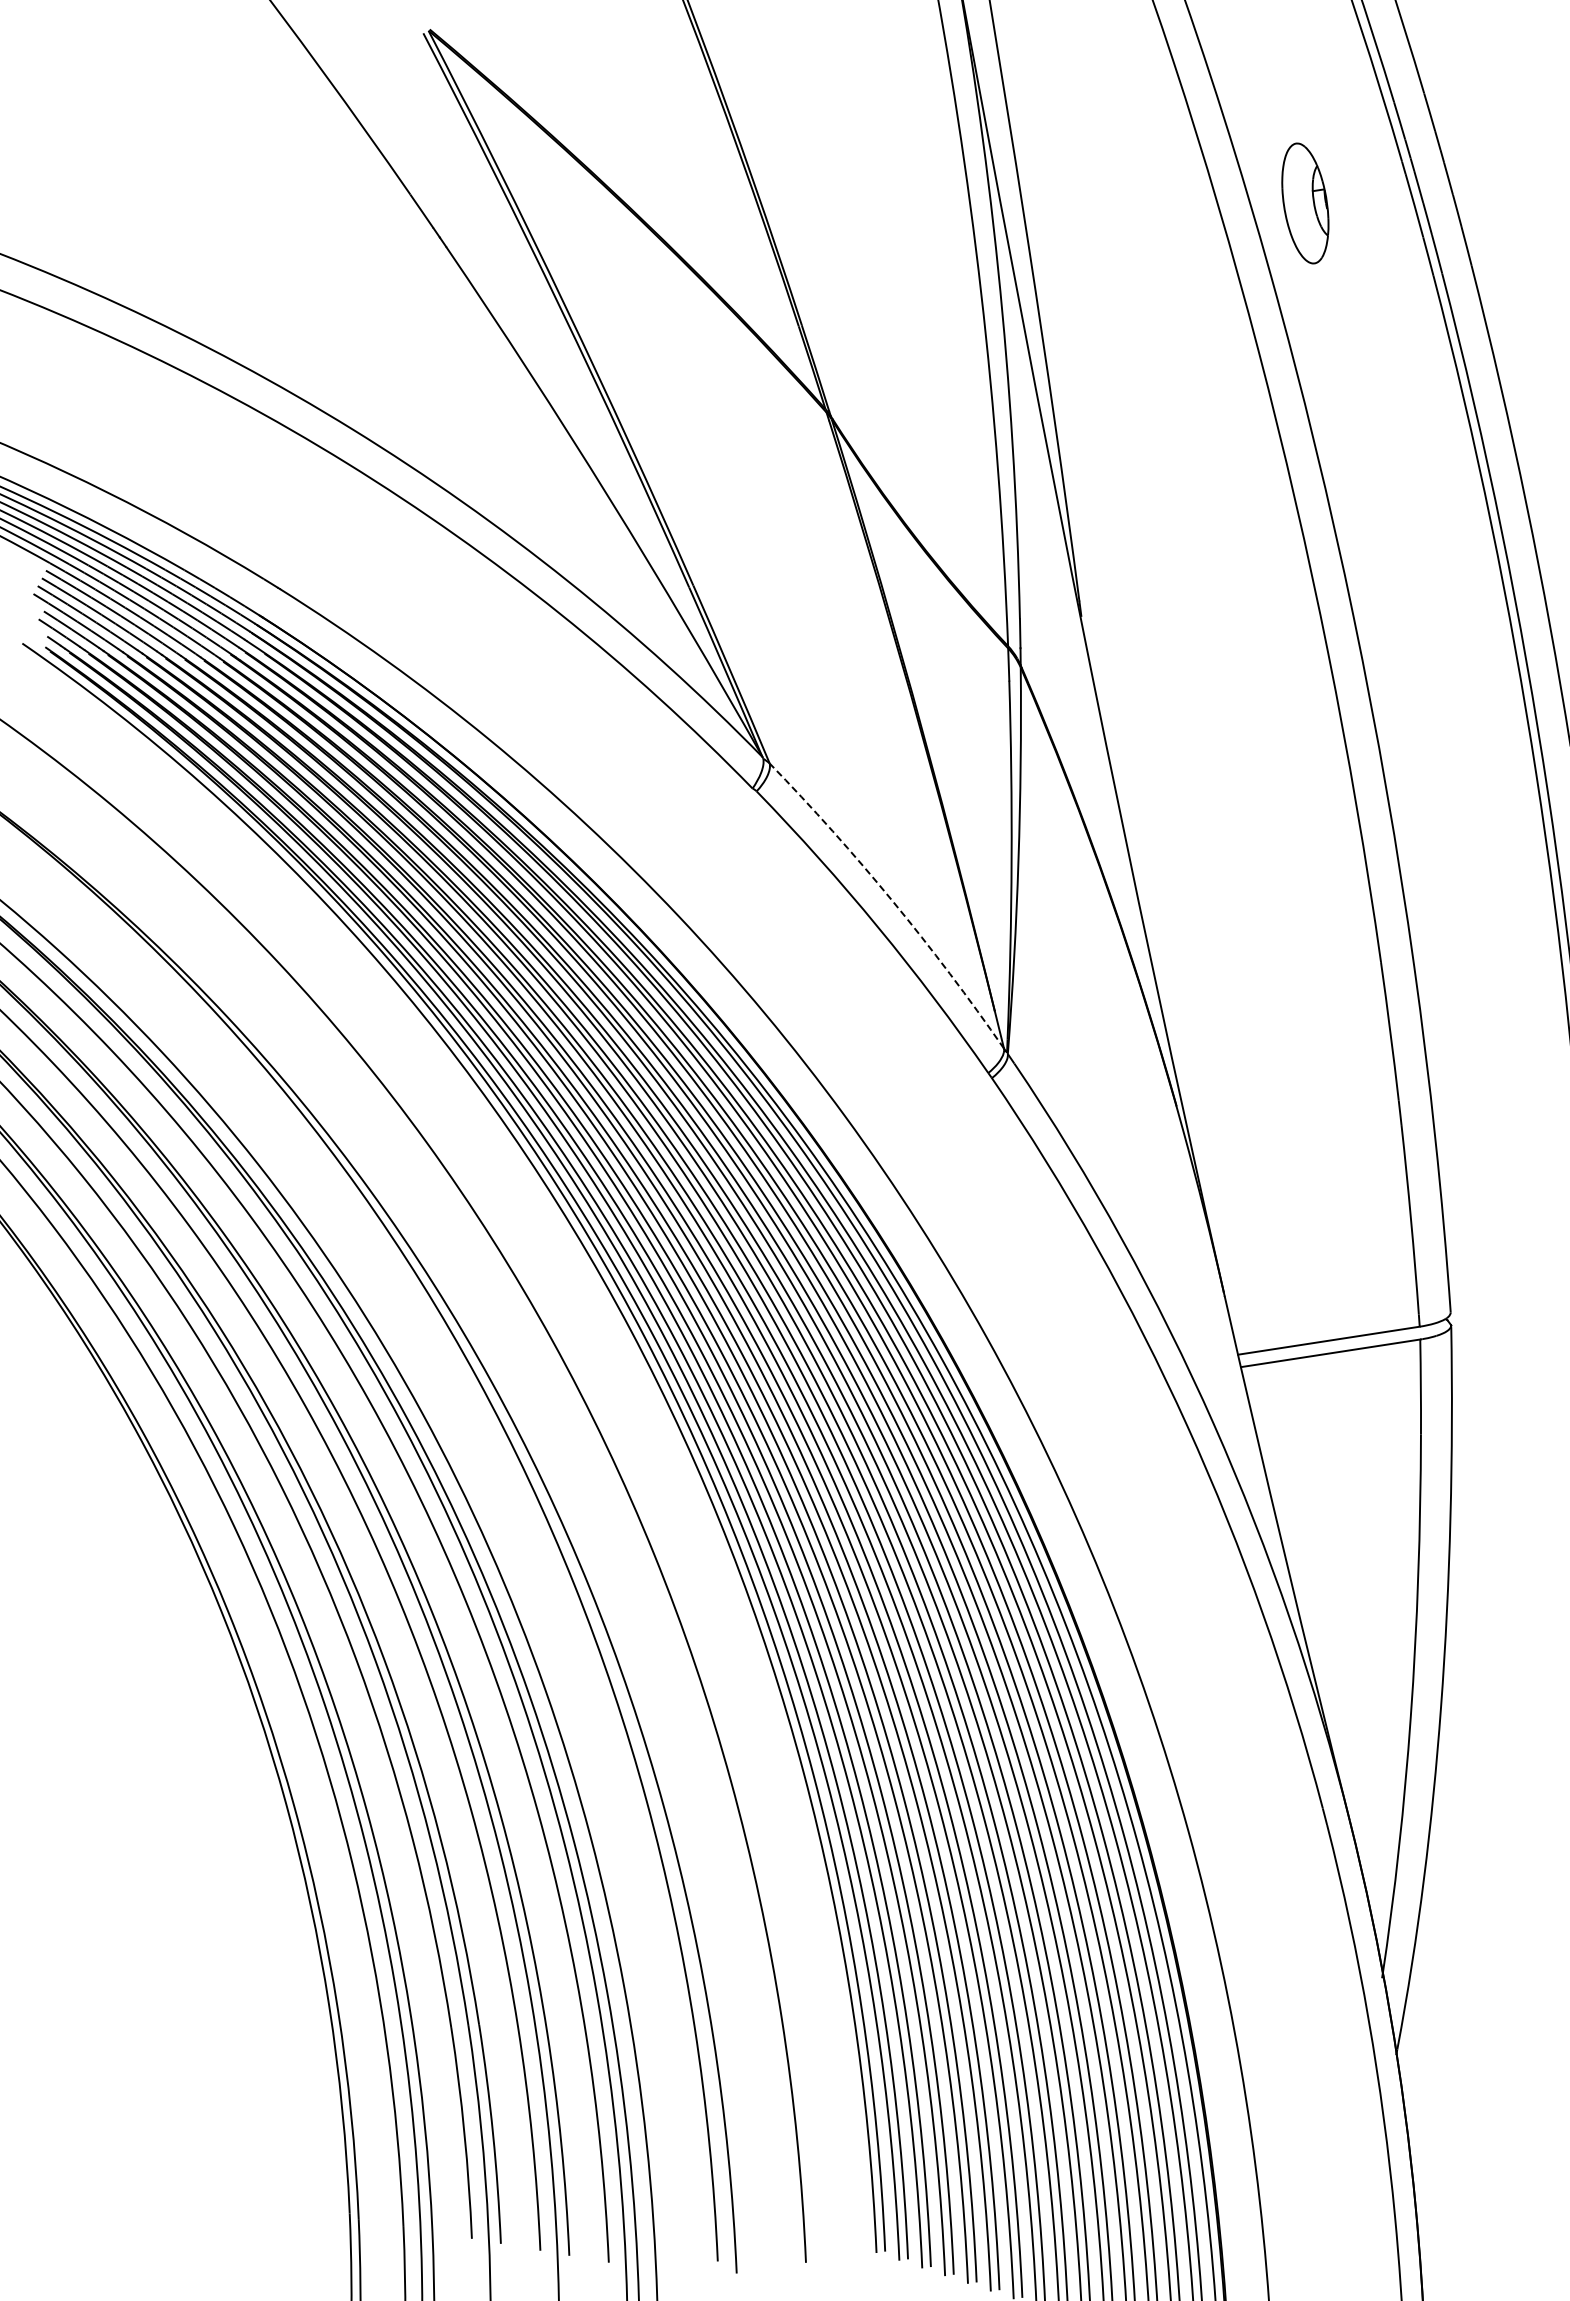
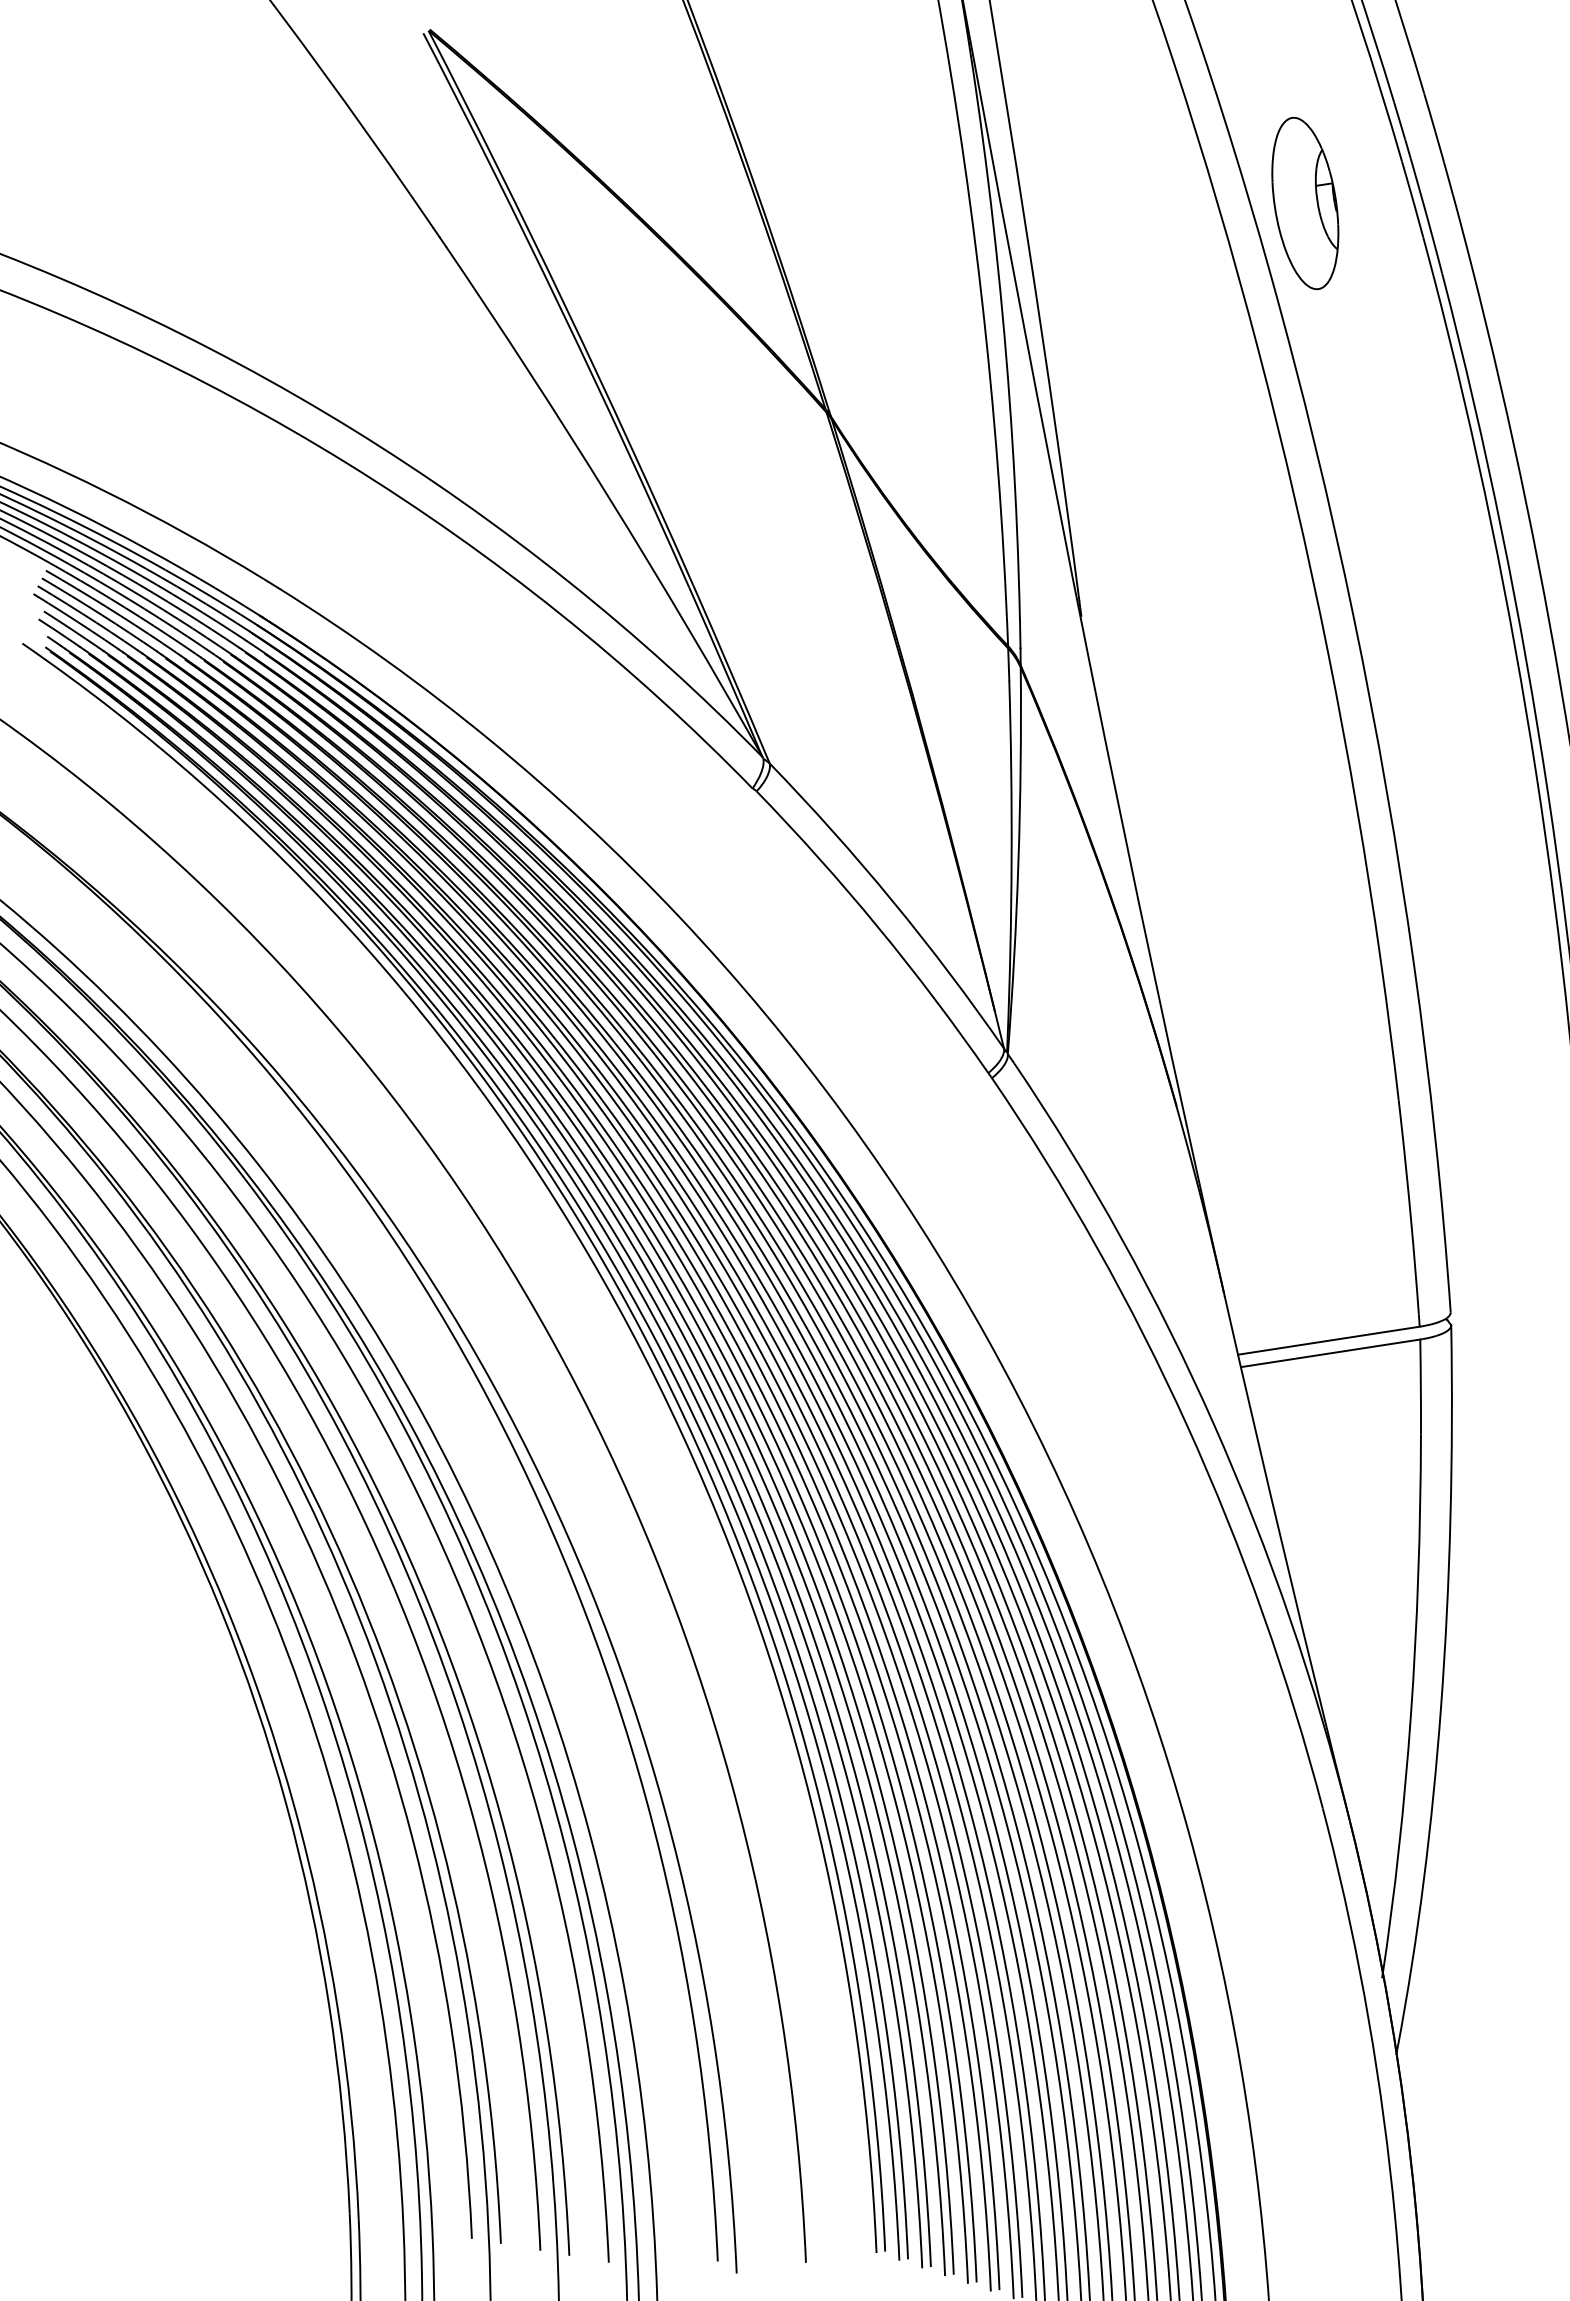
part size: 49x123 px -> 69x175 px (1305, 203)
arc: dashed -> solid (892, 901)
